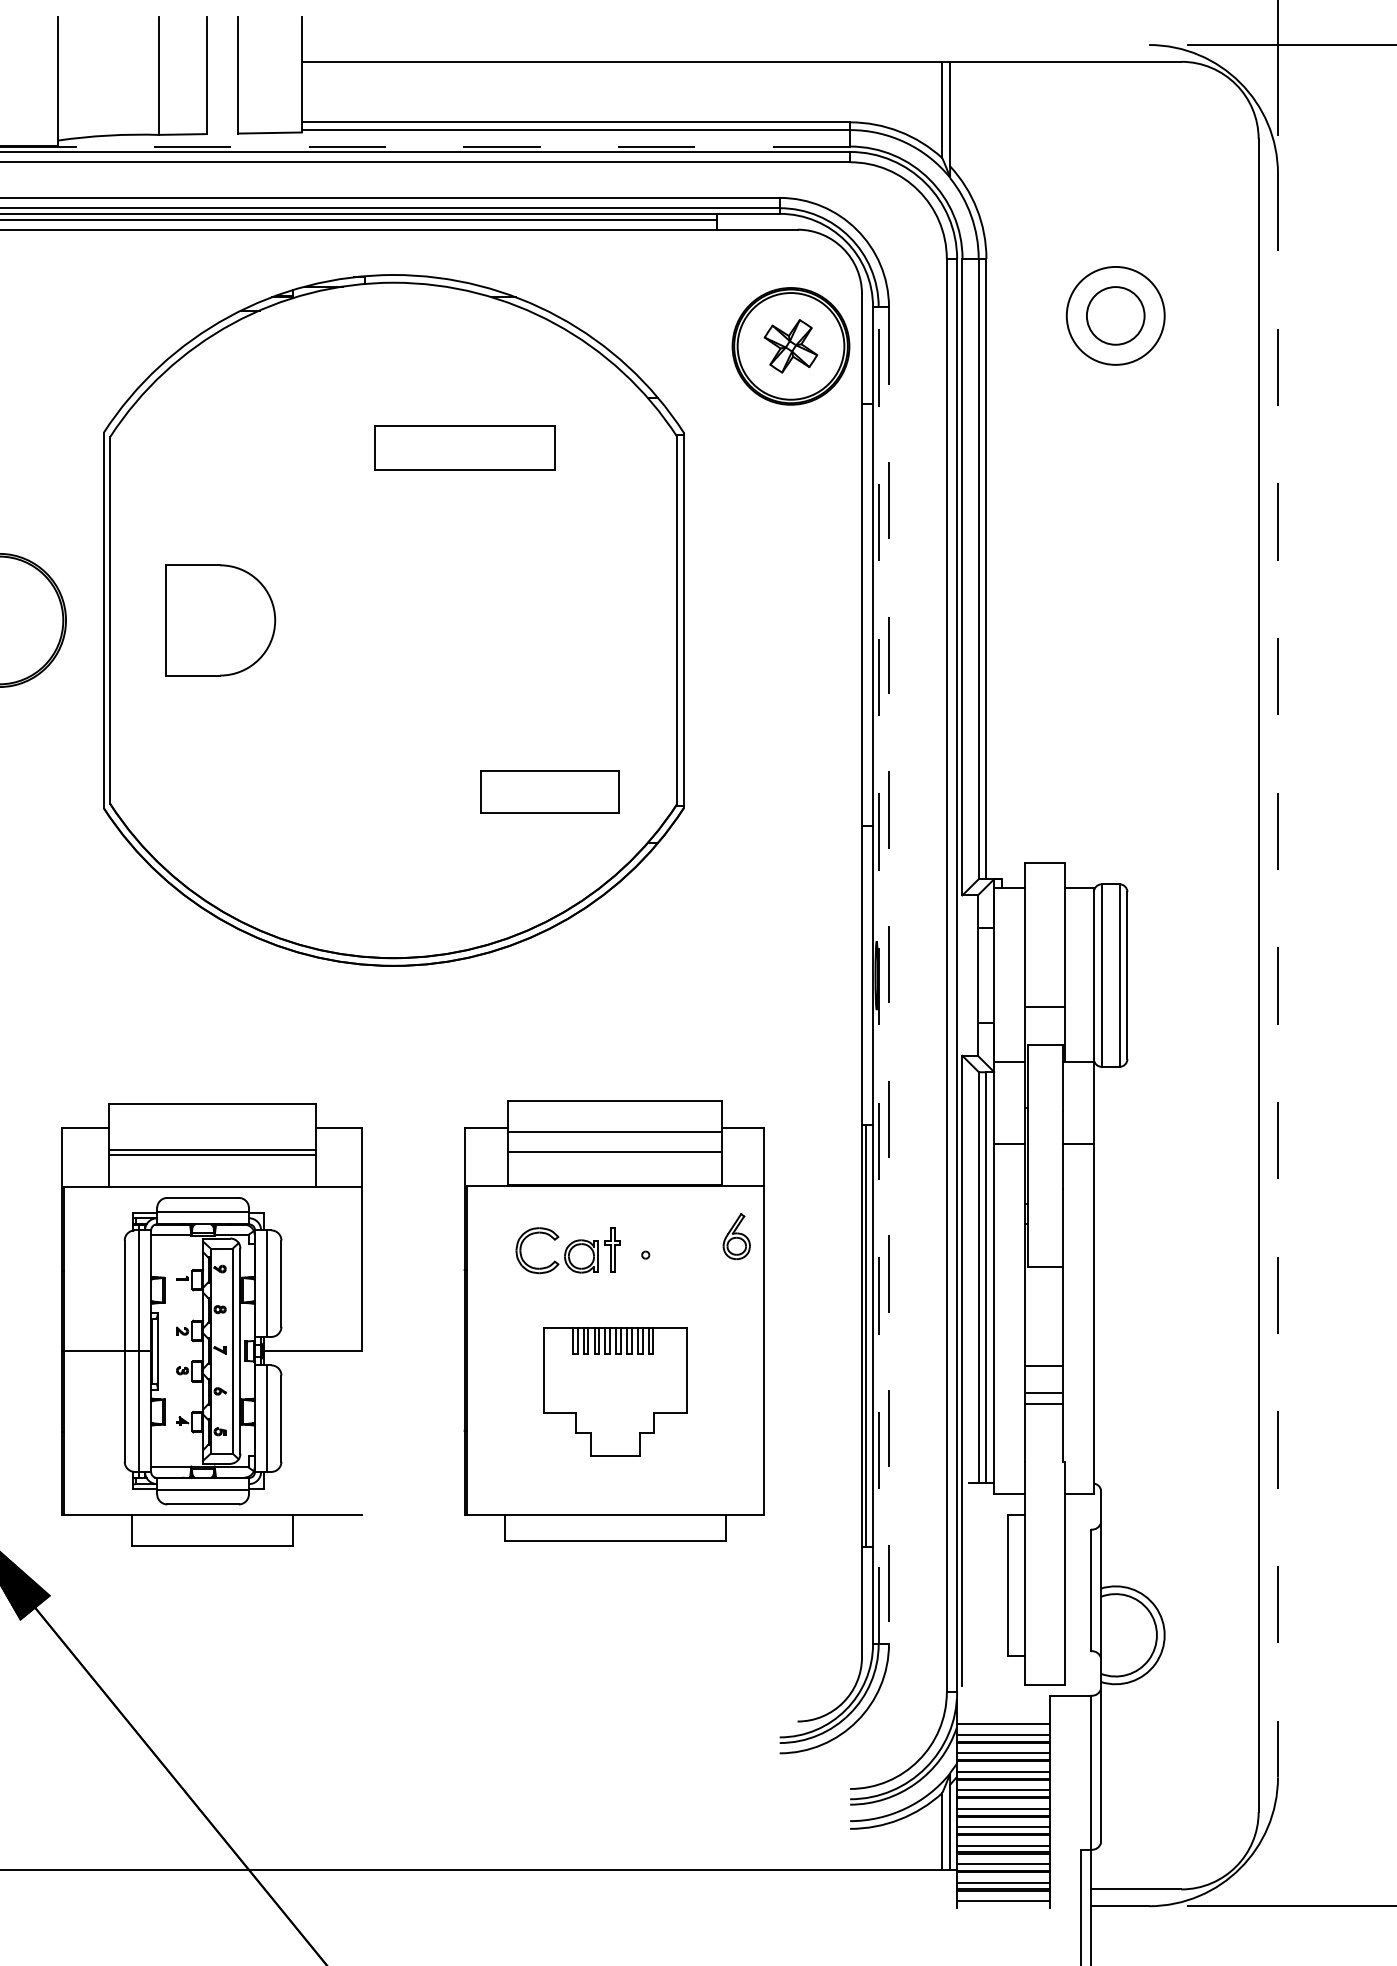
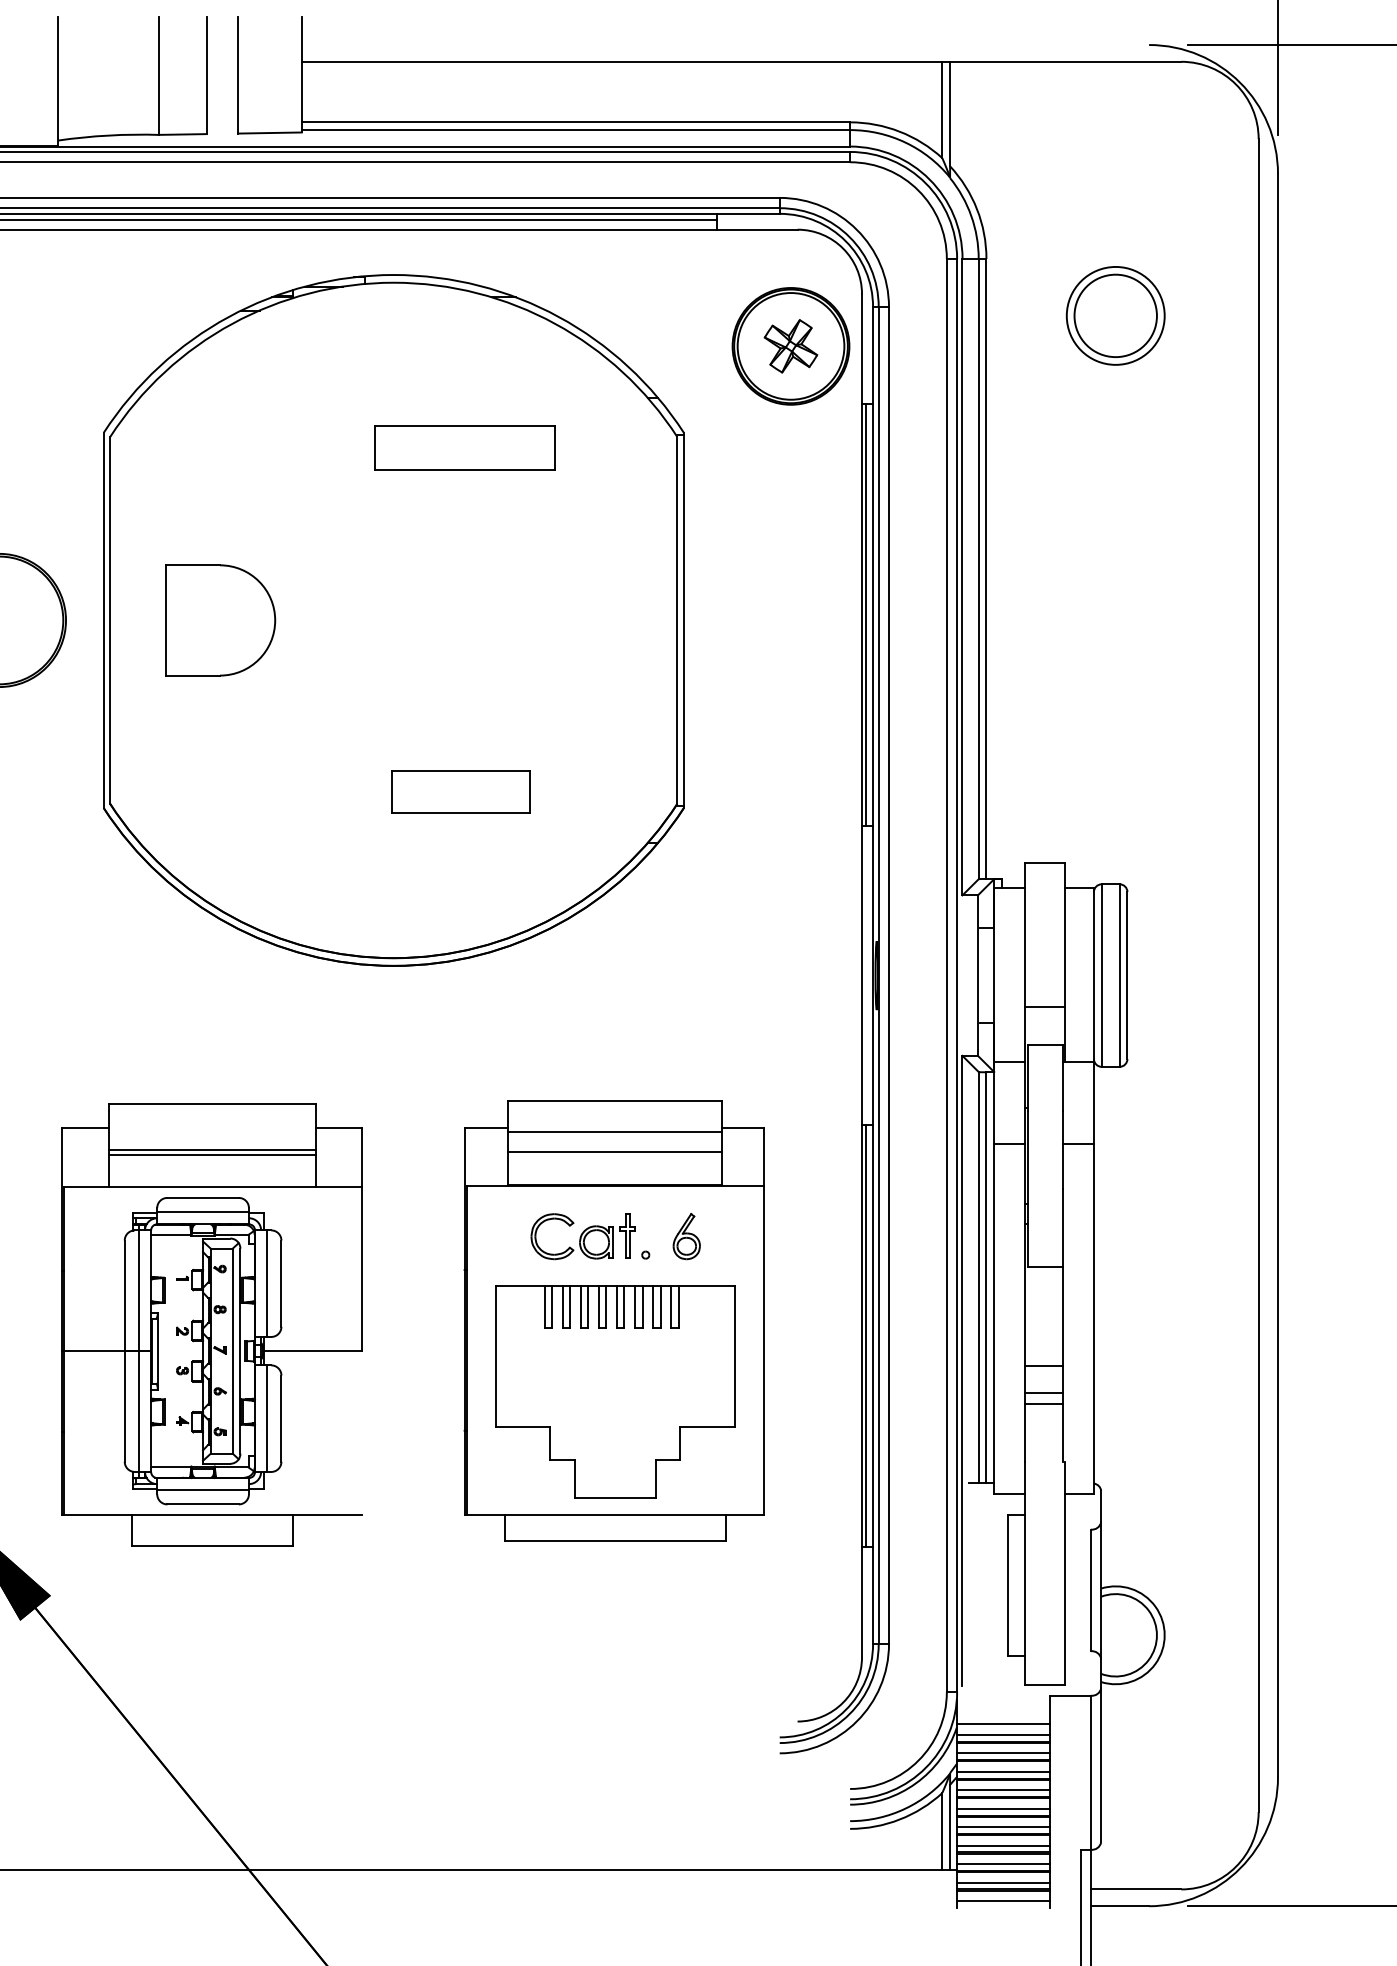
line: dashed -> solid (425, 146)
circle diameter: 58 px -> 82 px (1115, 315)
line: none -> present (865, 614)
part position: (549, 791) -> (460, 791) (460, 791)
line: dashed -> solid (878, 975)
line: dashed -> solid (1277, 975)
line: dashed -> solid (889, 976)
part position: (736, 1236) -> (686, 1236) (686, 1236)
part position: (567, 1250) -> (582, 1236) (582, 1236)
part size: 145x130 px -> 241x214 px (615, 1391)
